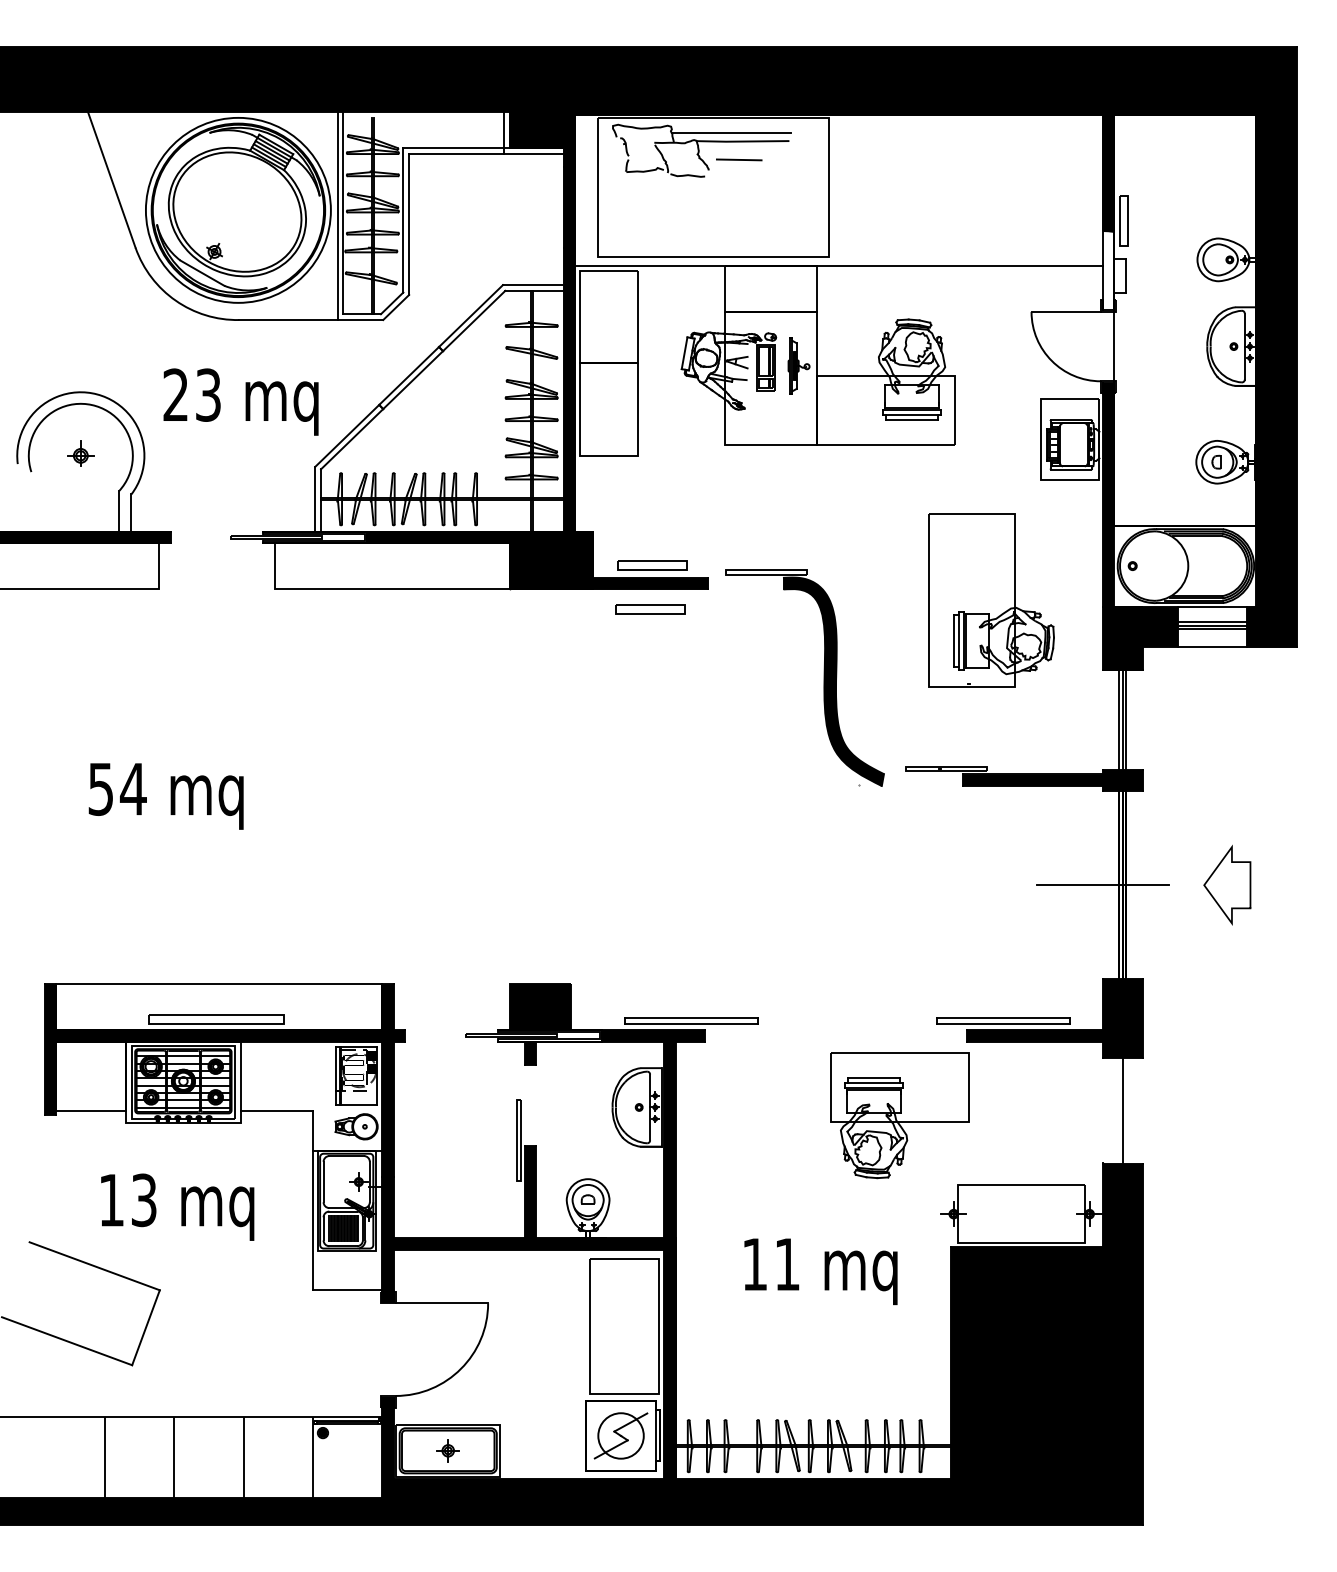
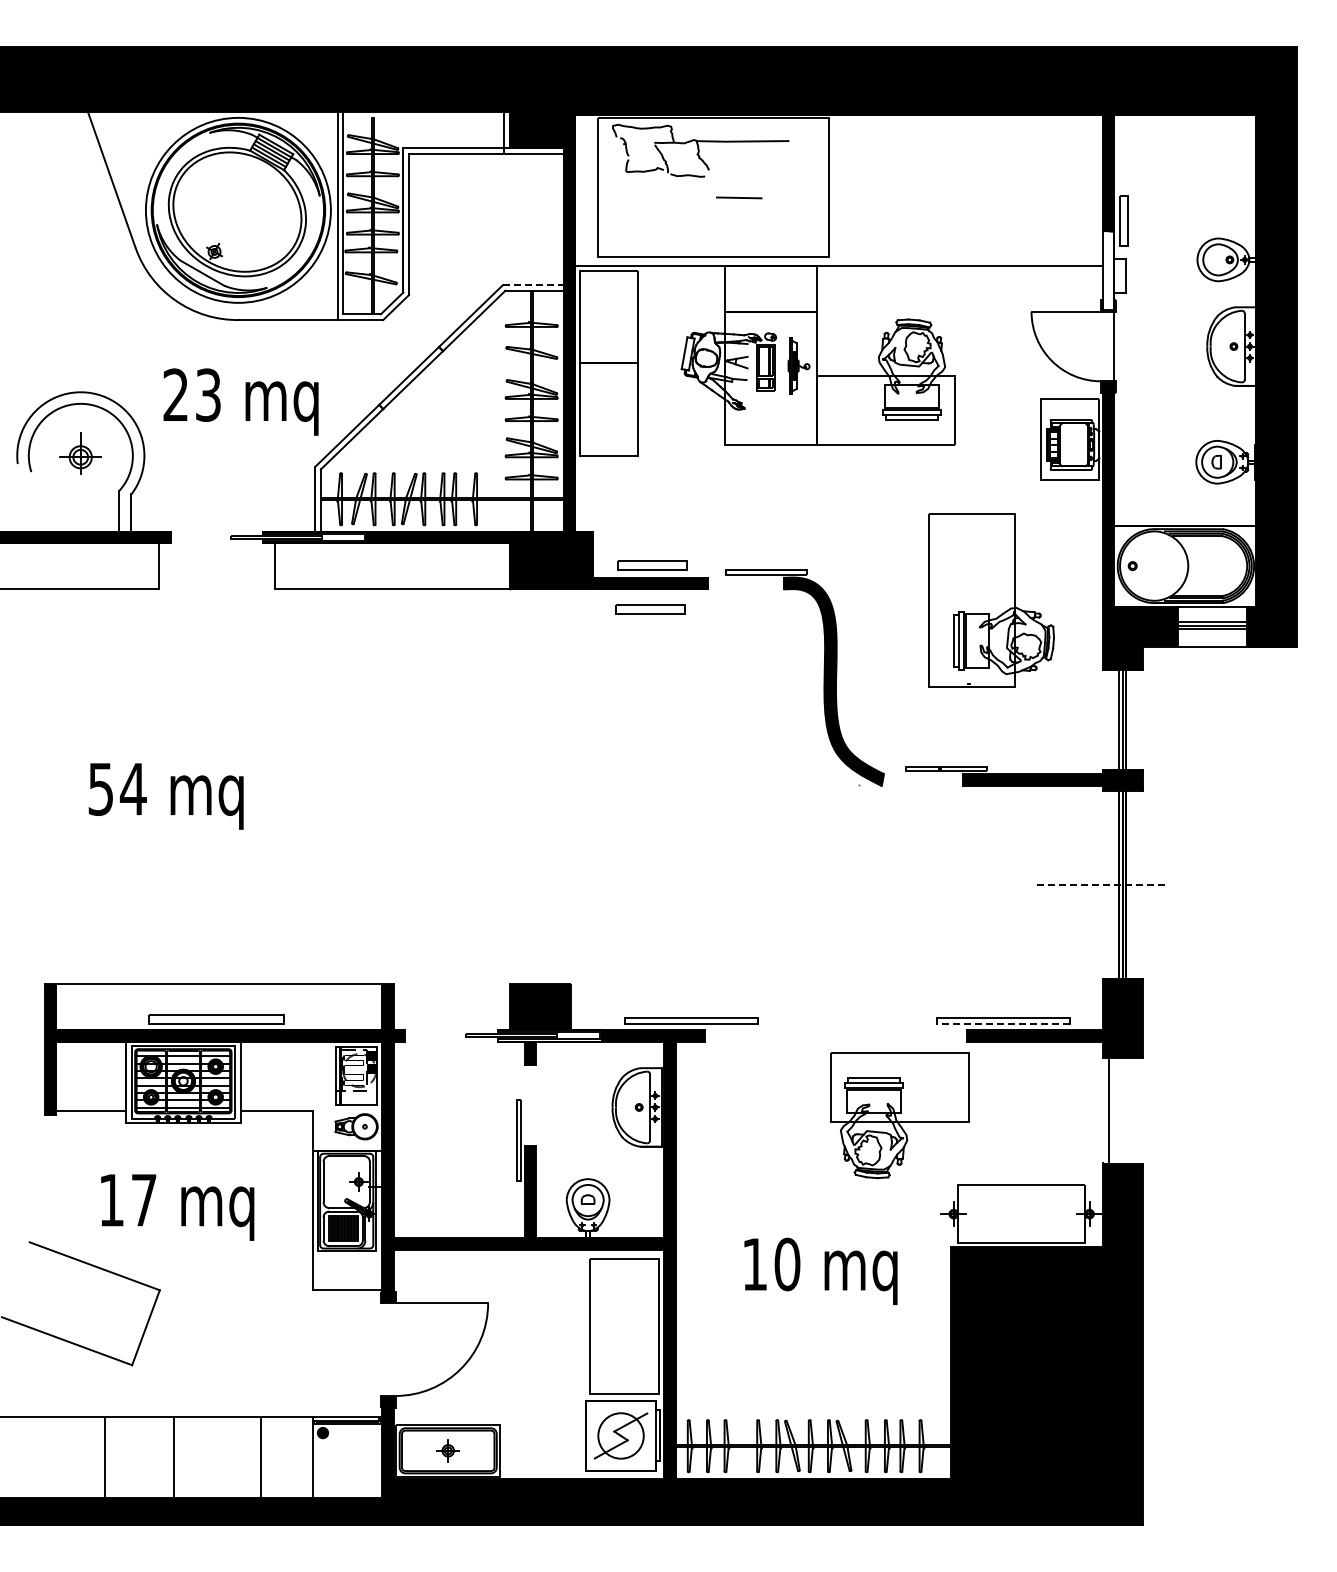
line: present -> none (731, 133)
line position: (739, 159) -> (739, 197) (739, 197)
line: solid -> dashed (533, 285)
part size: 28x27 px -> 43x43 px (80, 453)
part: present -> none (1227, 884)
line: solid -> dashed (1103, 885)
line: solid -> dashed (1003, 1023)
line position: (1122, 1110) -> (1108, 1110) (1108, 1110)
text: 13 -> 17 (144, 1200)
text: 11 -> 10 (787, 1264)
line position: (243, 1457) -> (260, 1457) (260, 1457)
